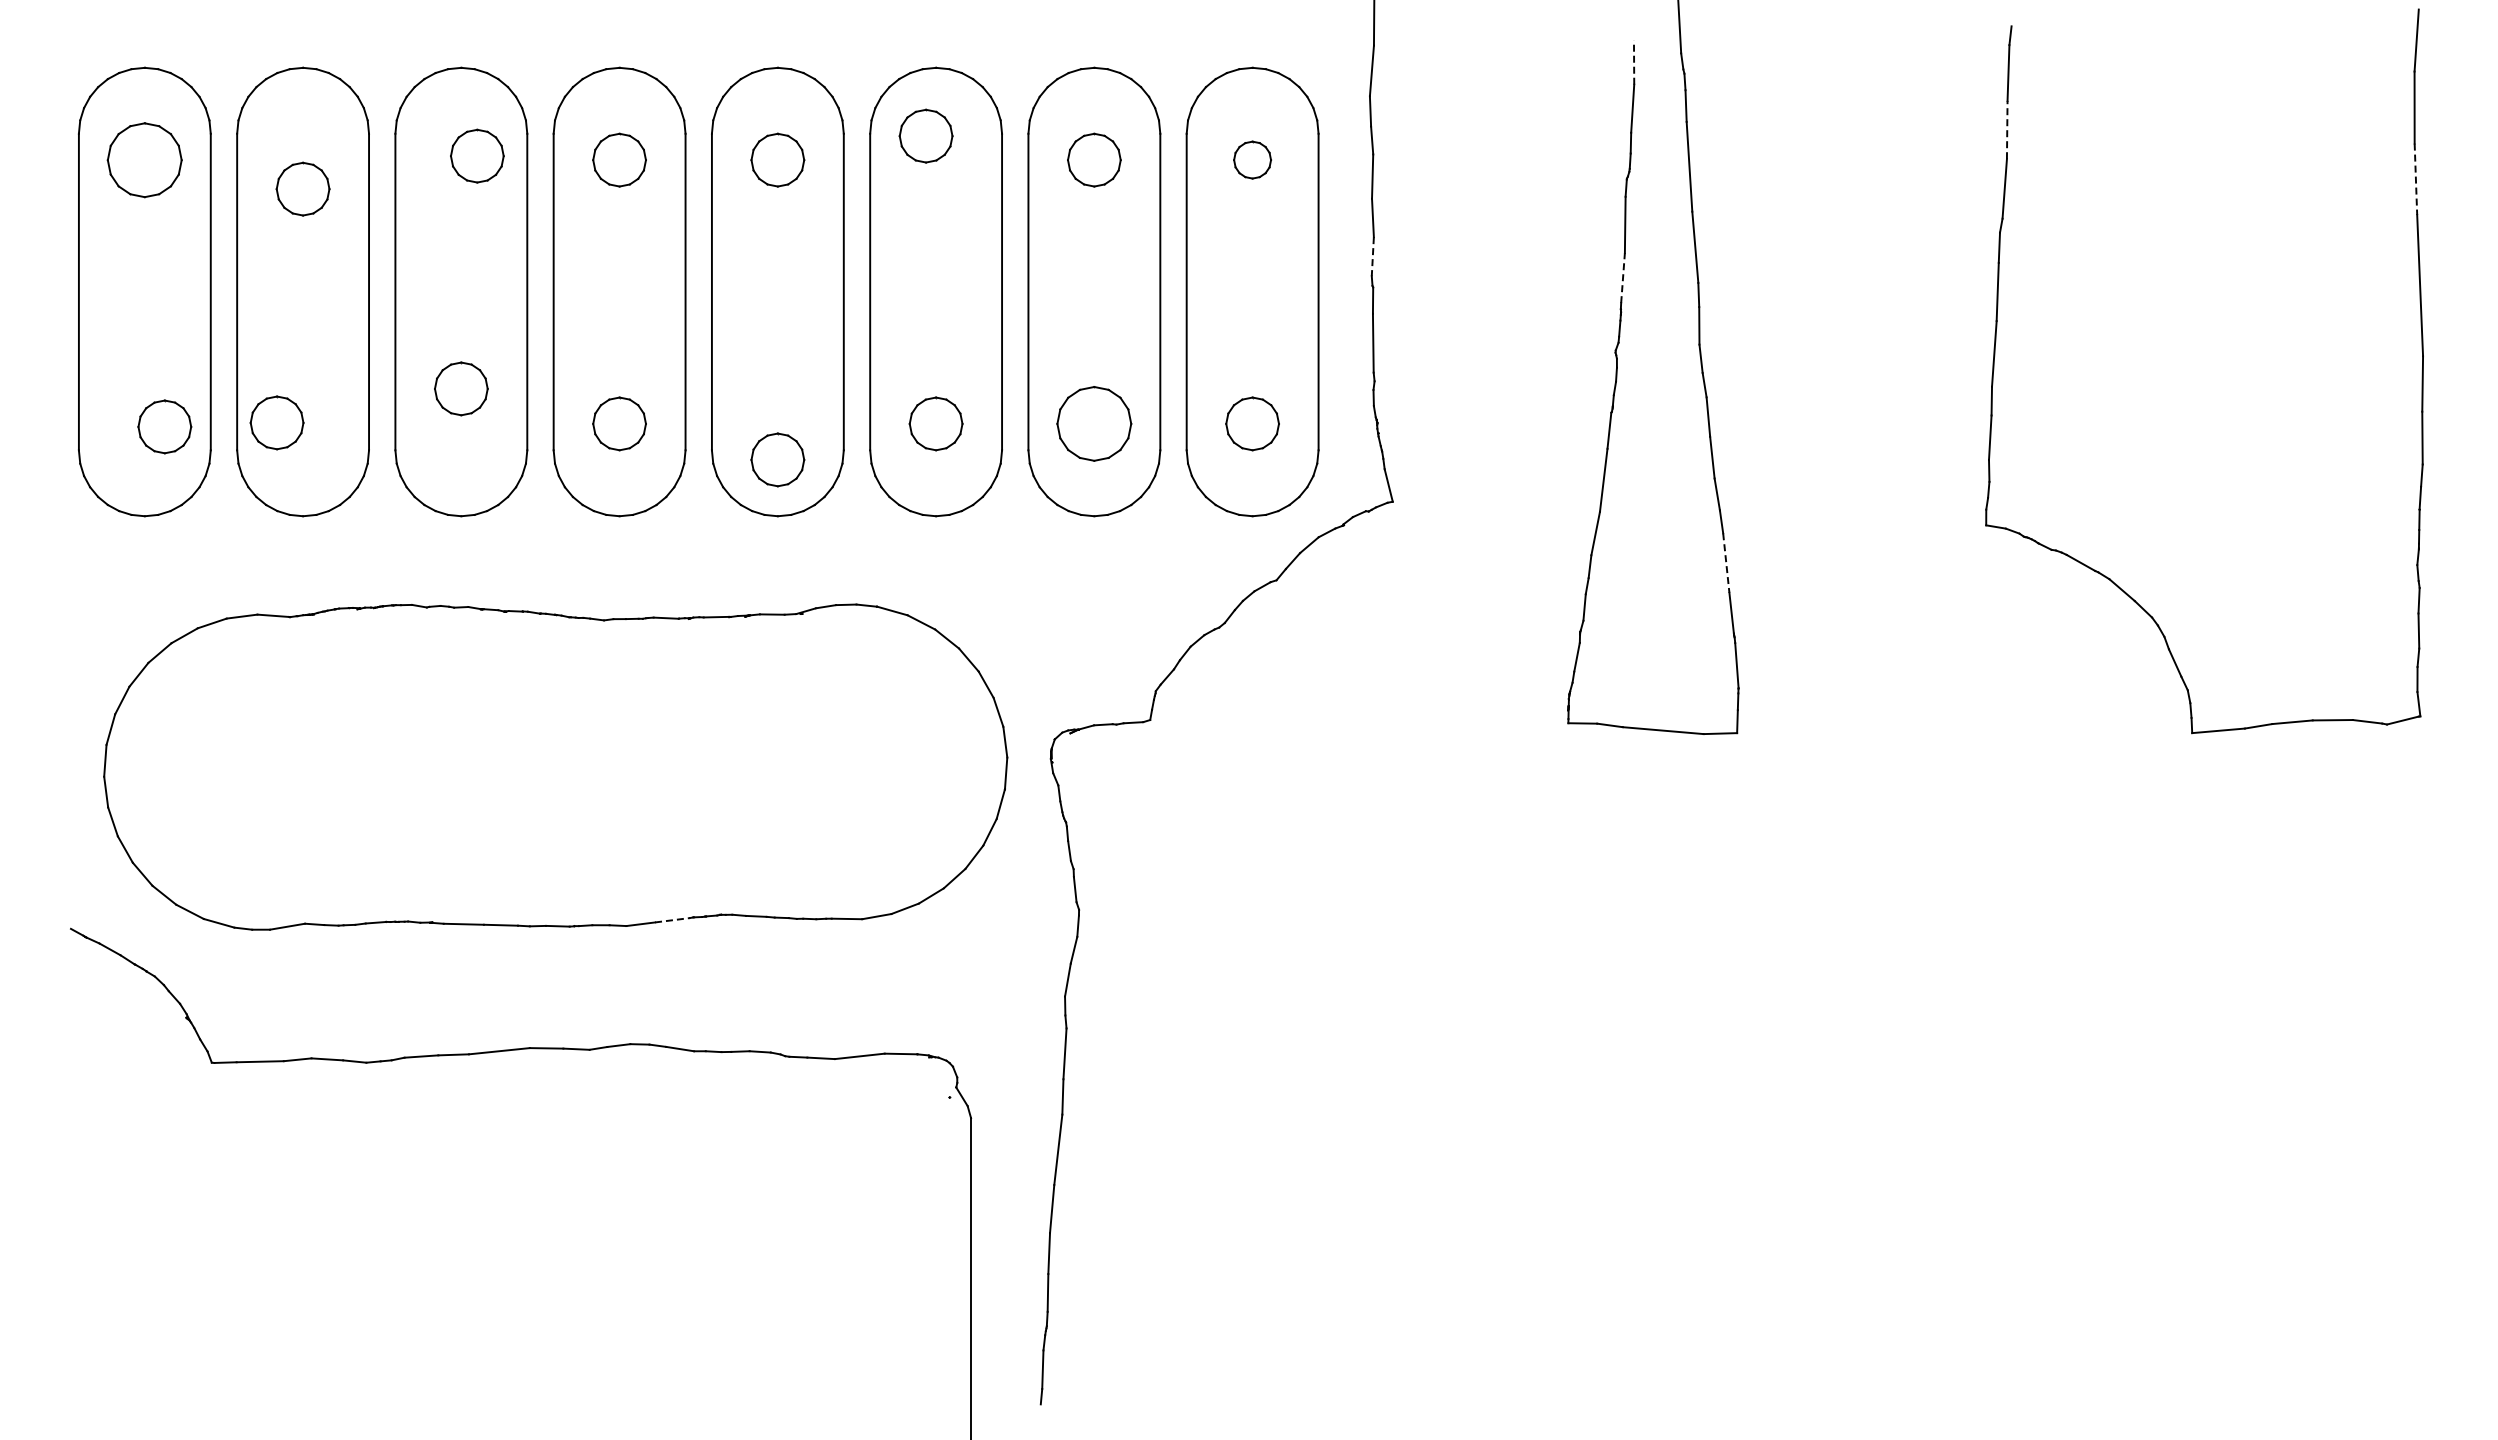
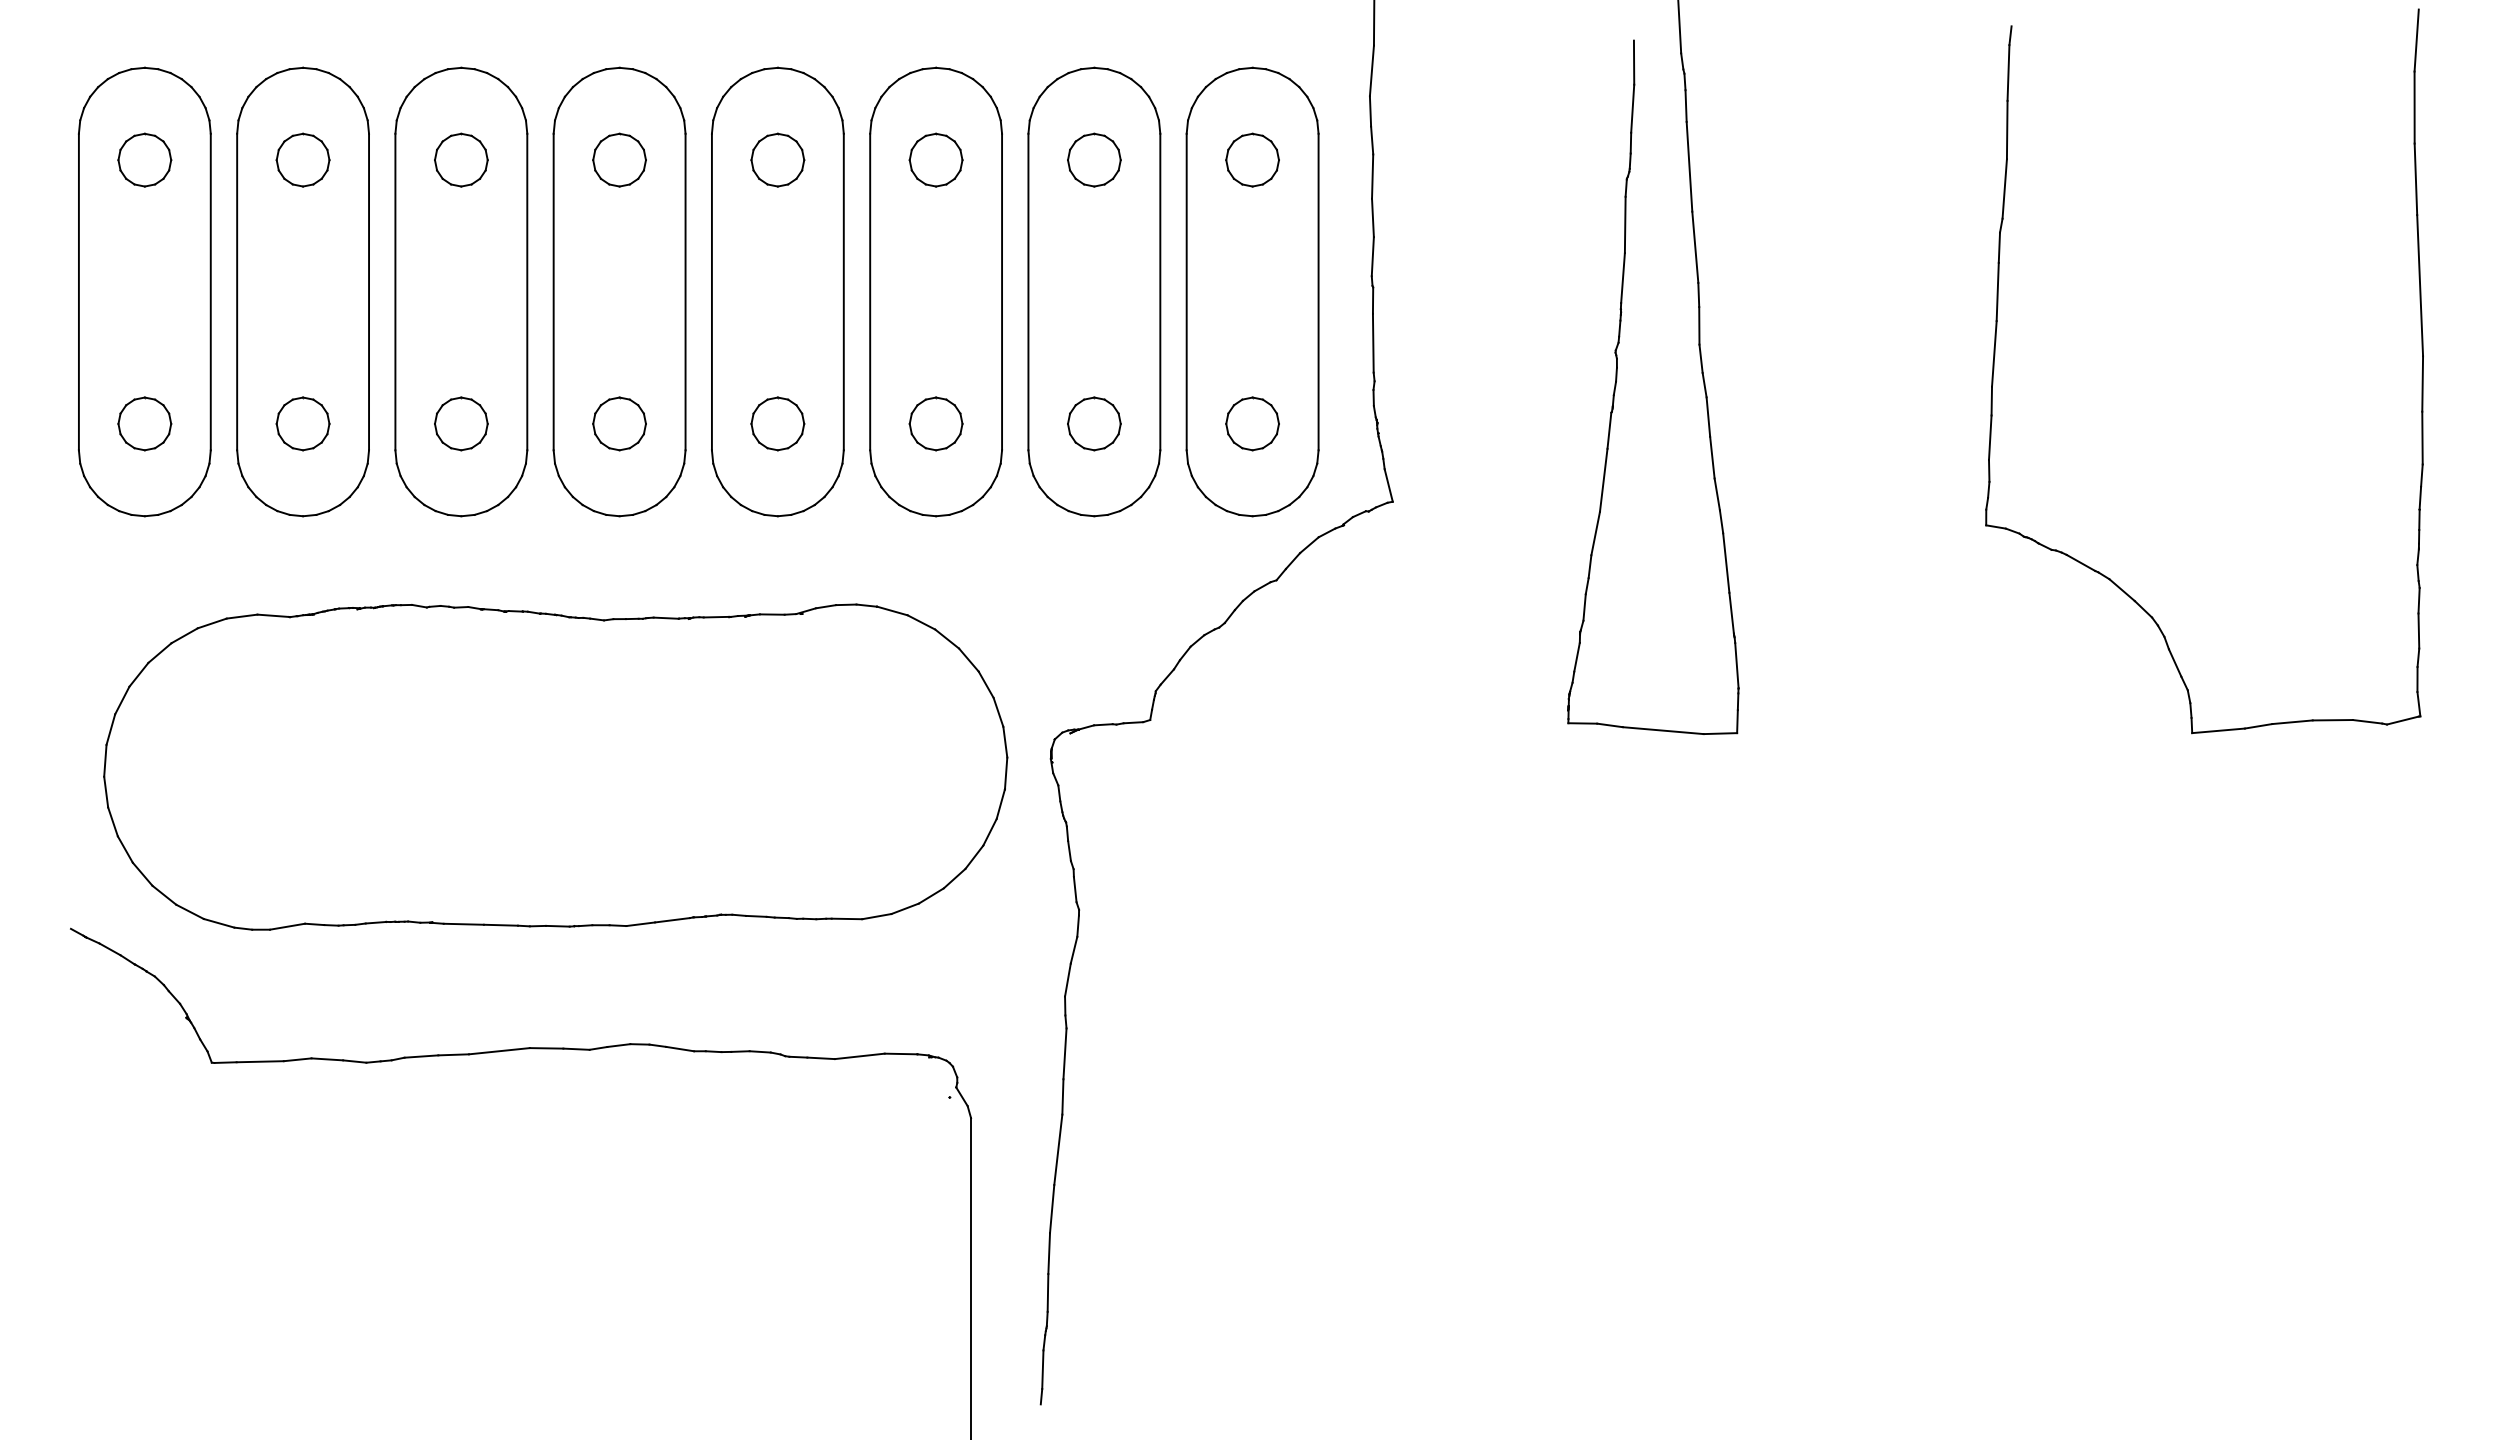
line: dashed -> solid (1634, 62)
line: dashed -> solid (2007, 129)
part position: (925, 135) -> (935, 159) (935, 159)
part position: (477, 155) -> (461, 159) (461, 159)
part size: 39x40 px -> 55x56 px (1252, 159)
part size: 77x77 px -> 56x56 px (144, 159)
line: dashed -> solid (2415, 179)
part position: (302, 188) -> (302, 159) (302, 159)
line: dashed -> solid (1372, 256)
line: dashed -> solid (1623, 277)
part position: (461, 388) -> (461, 423) (461, 423)
part position: (276, 422) -> (302, 423) (302, 423)
part size: 77x76 px -> 55x56 px (1094, 423)
part position: (164, 426) -> (144, 423) (144, 423)
part position: (777, 459) -> (777, 423) (777, 423)
line: dashed -> solid (1726, 563)
line: dashed -> solid (672, 920)
